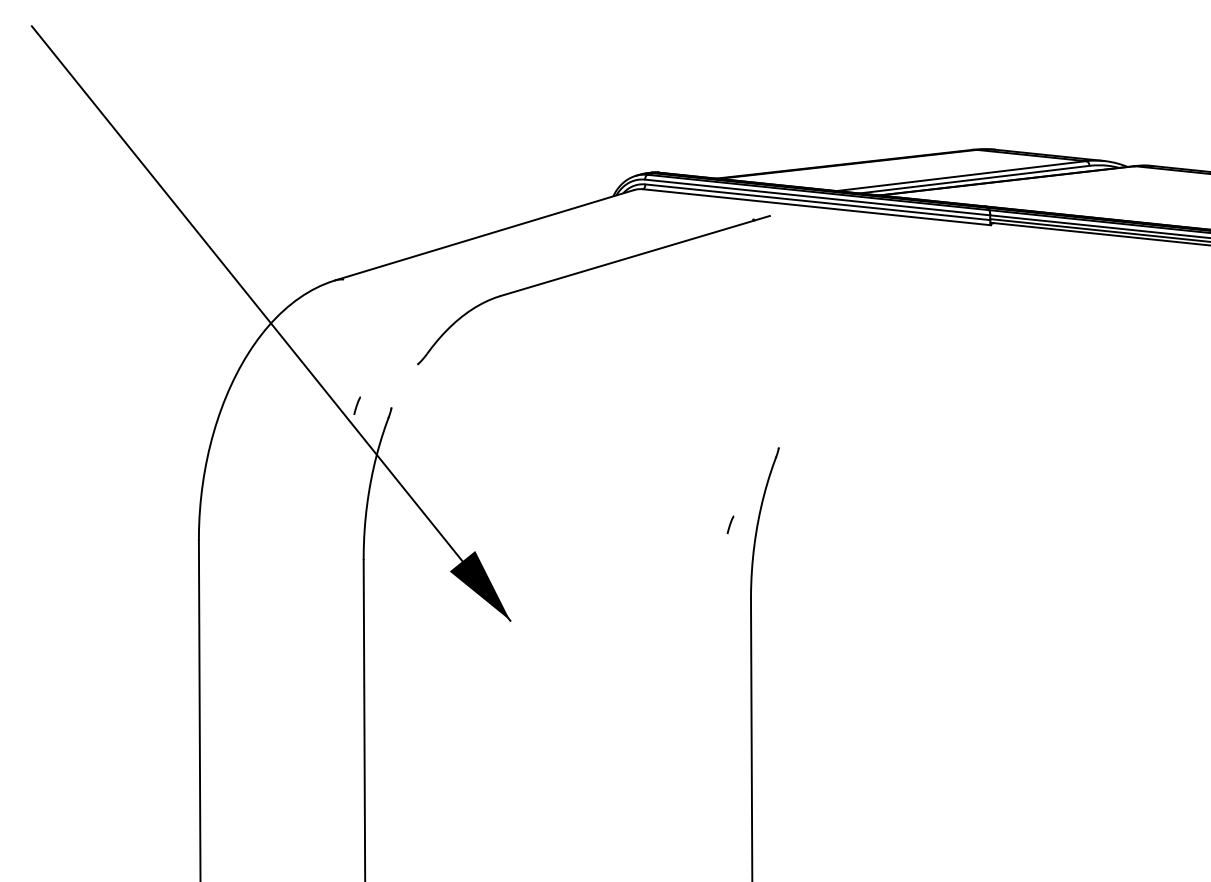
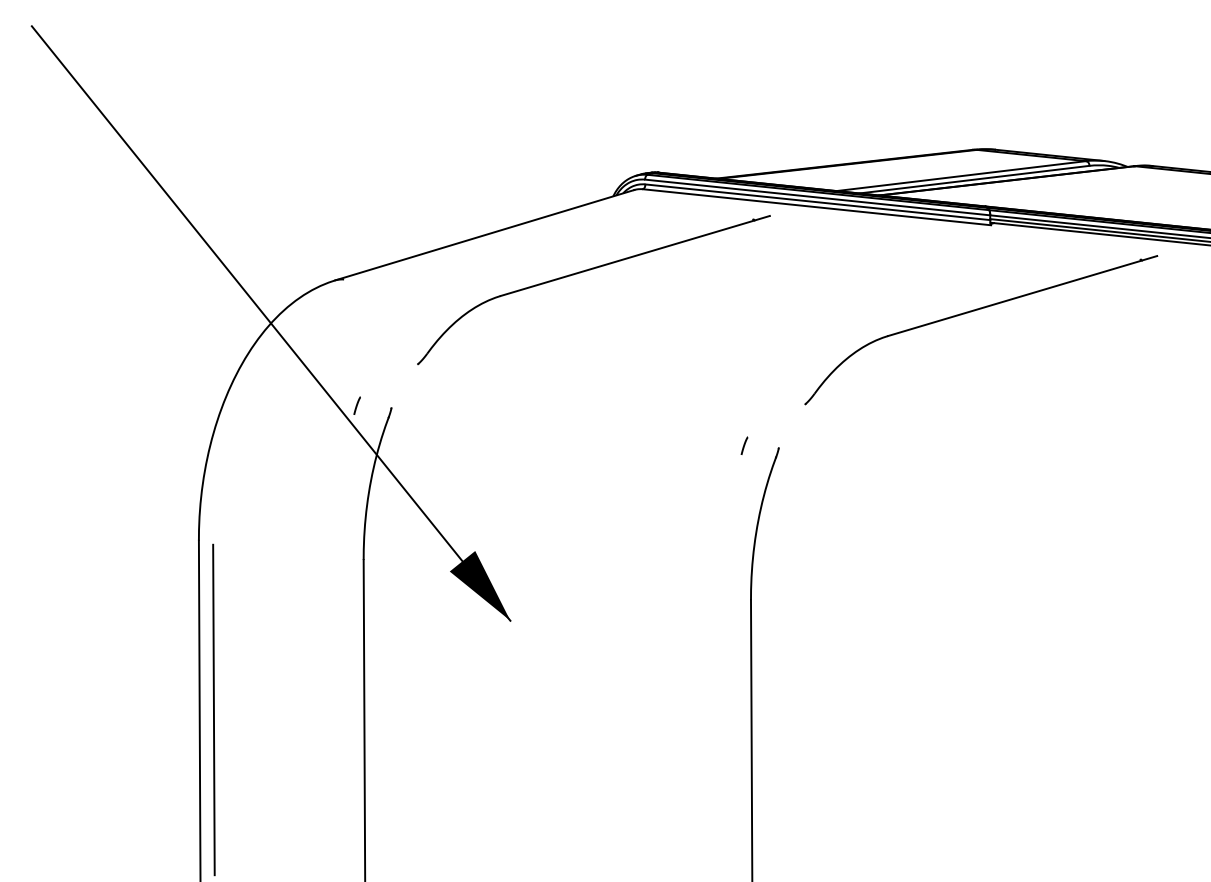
part: none -> present (978, 310)
line position: (730, 524) -> (744, 445) (744, 445)
line: none -> present (213, 709)
